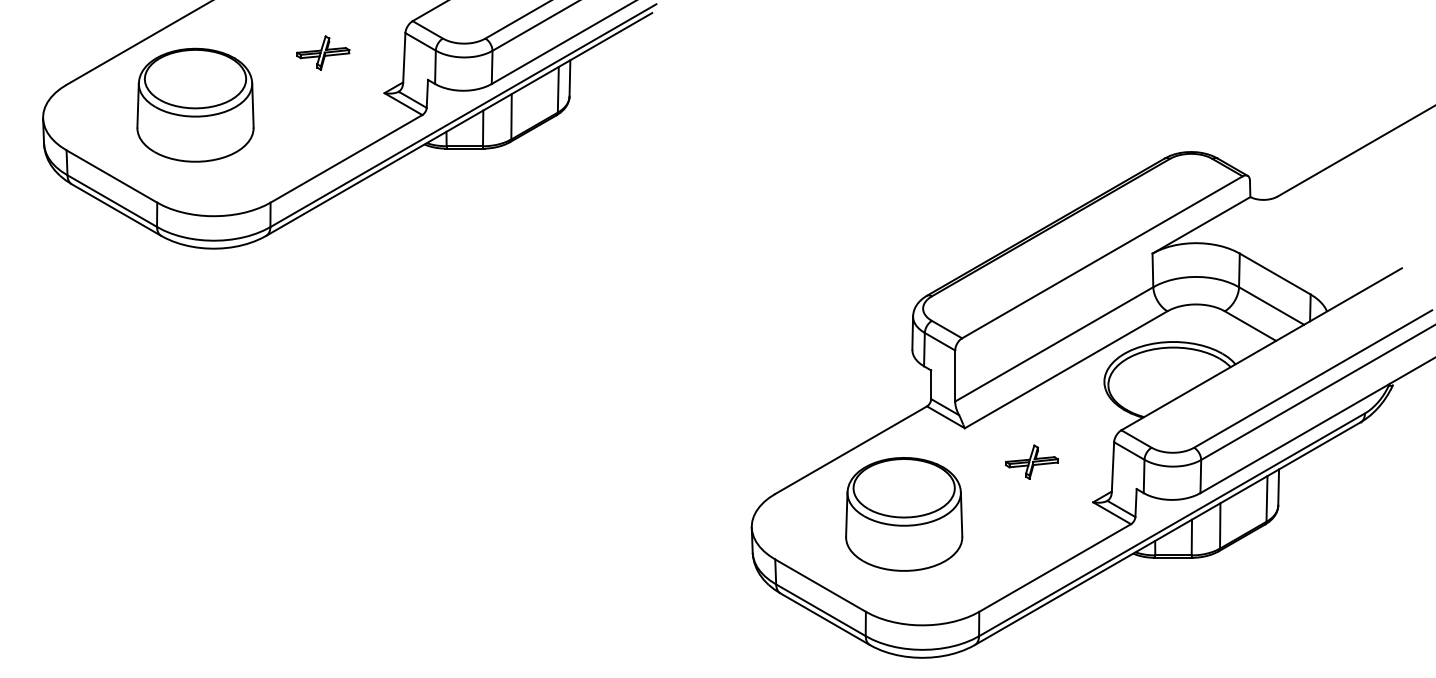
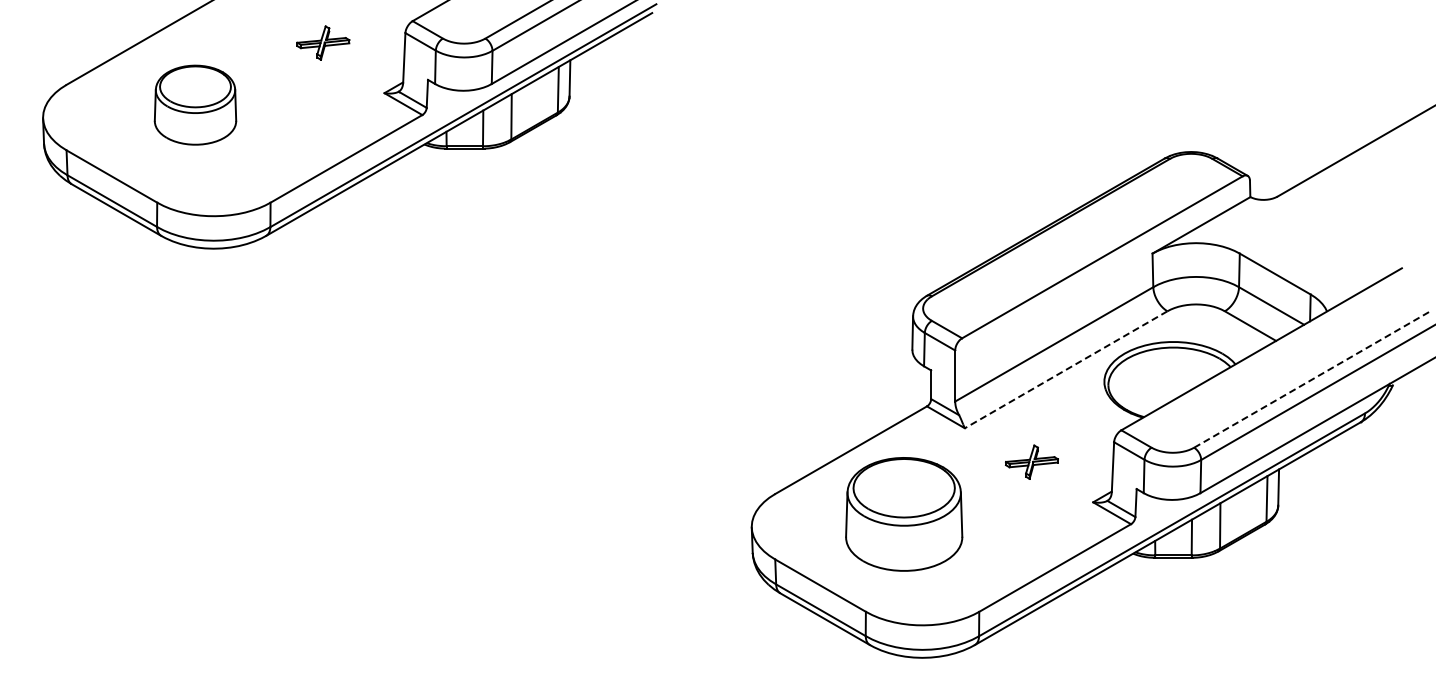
part position: (323, 52) -> (323, 42) (323, 42)
part size: 119x116 px -> 85x82 px (195, 104)
line: solid -> dashed (1066, 369)
line: solid -> dashed (1313, 378)
